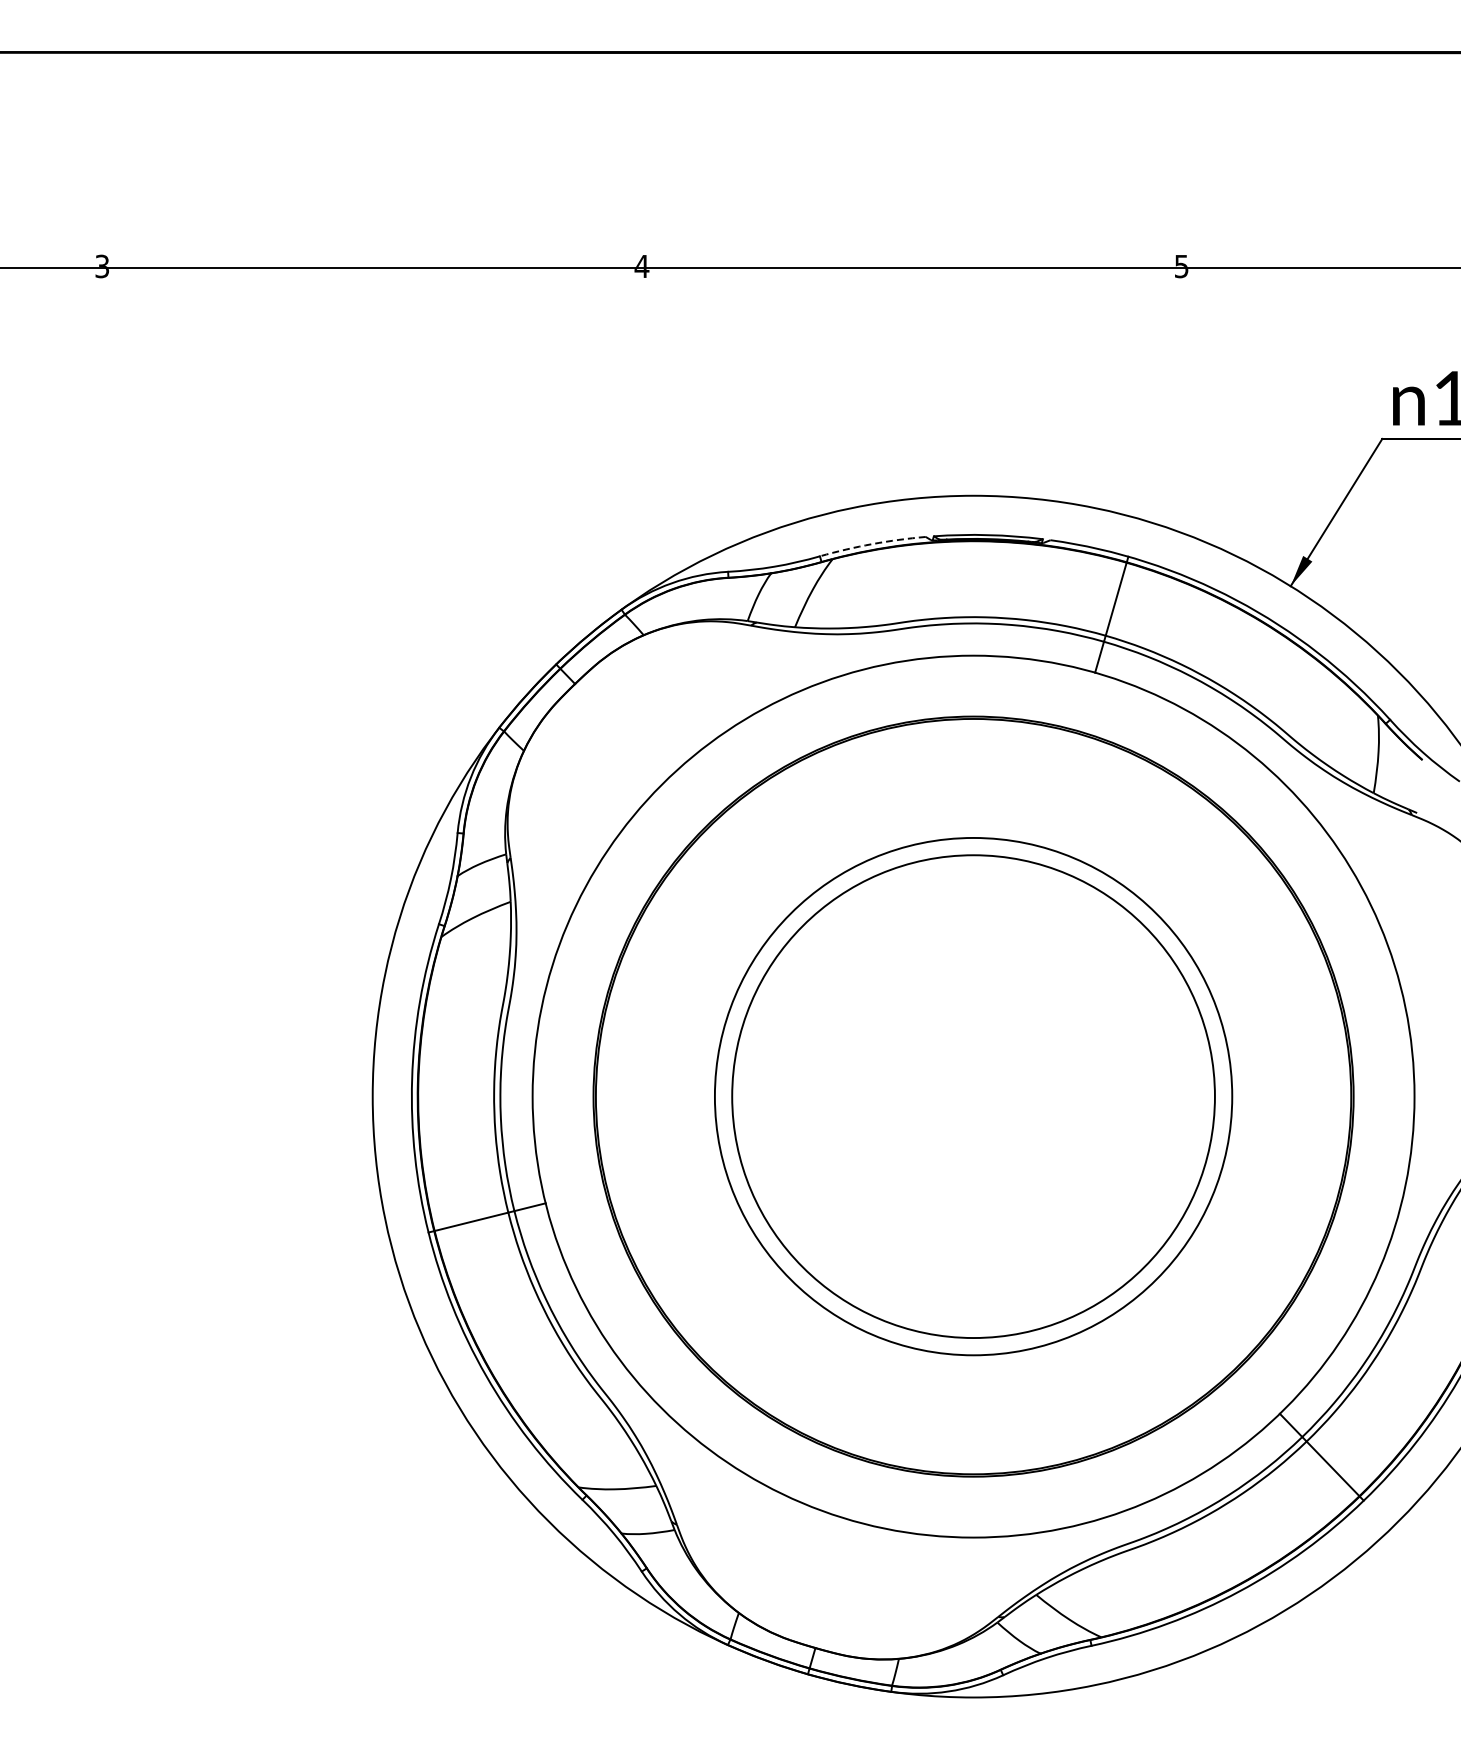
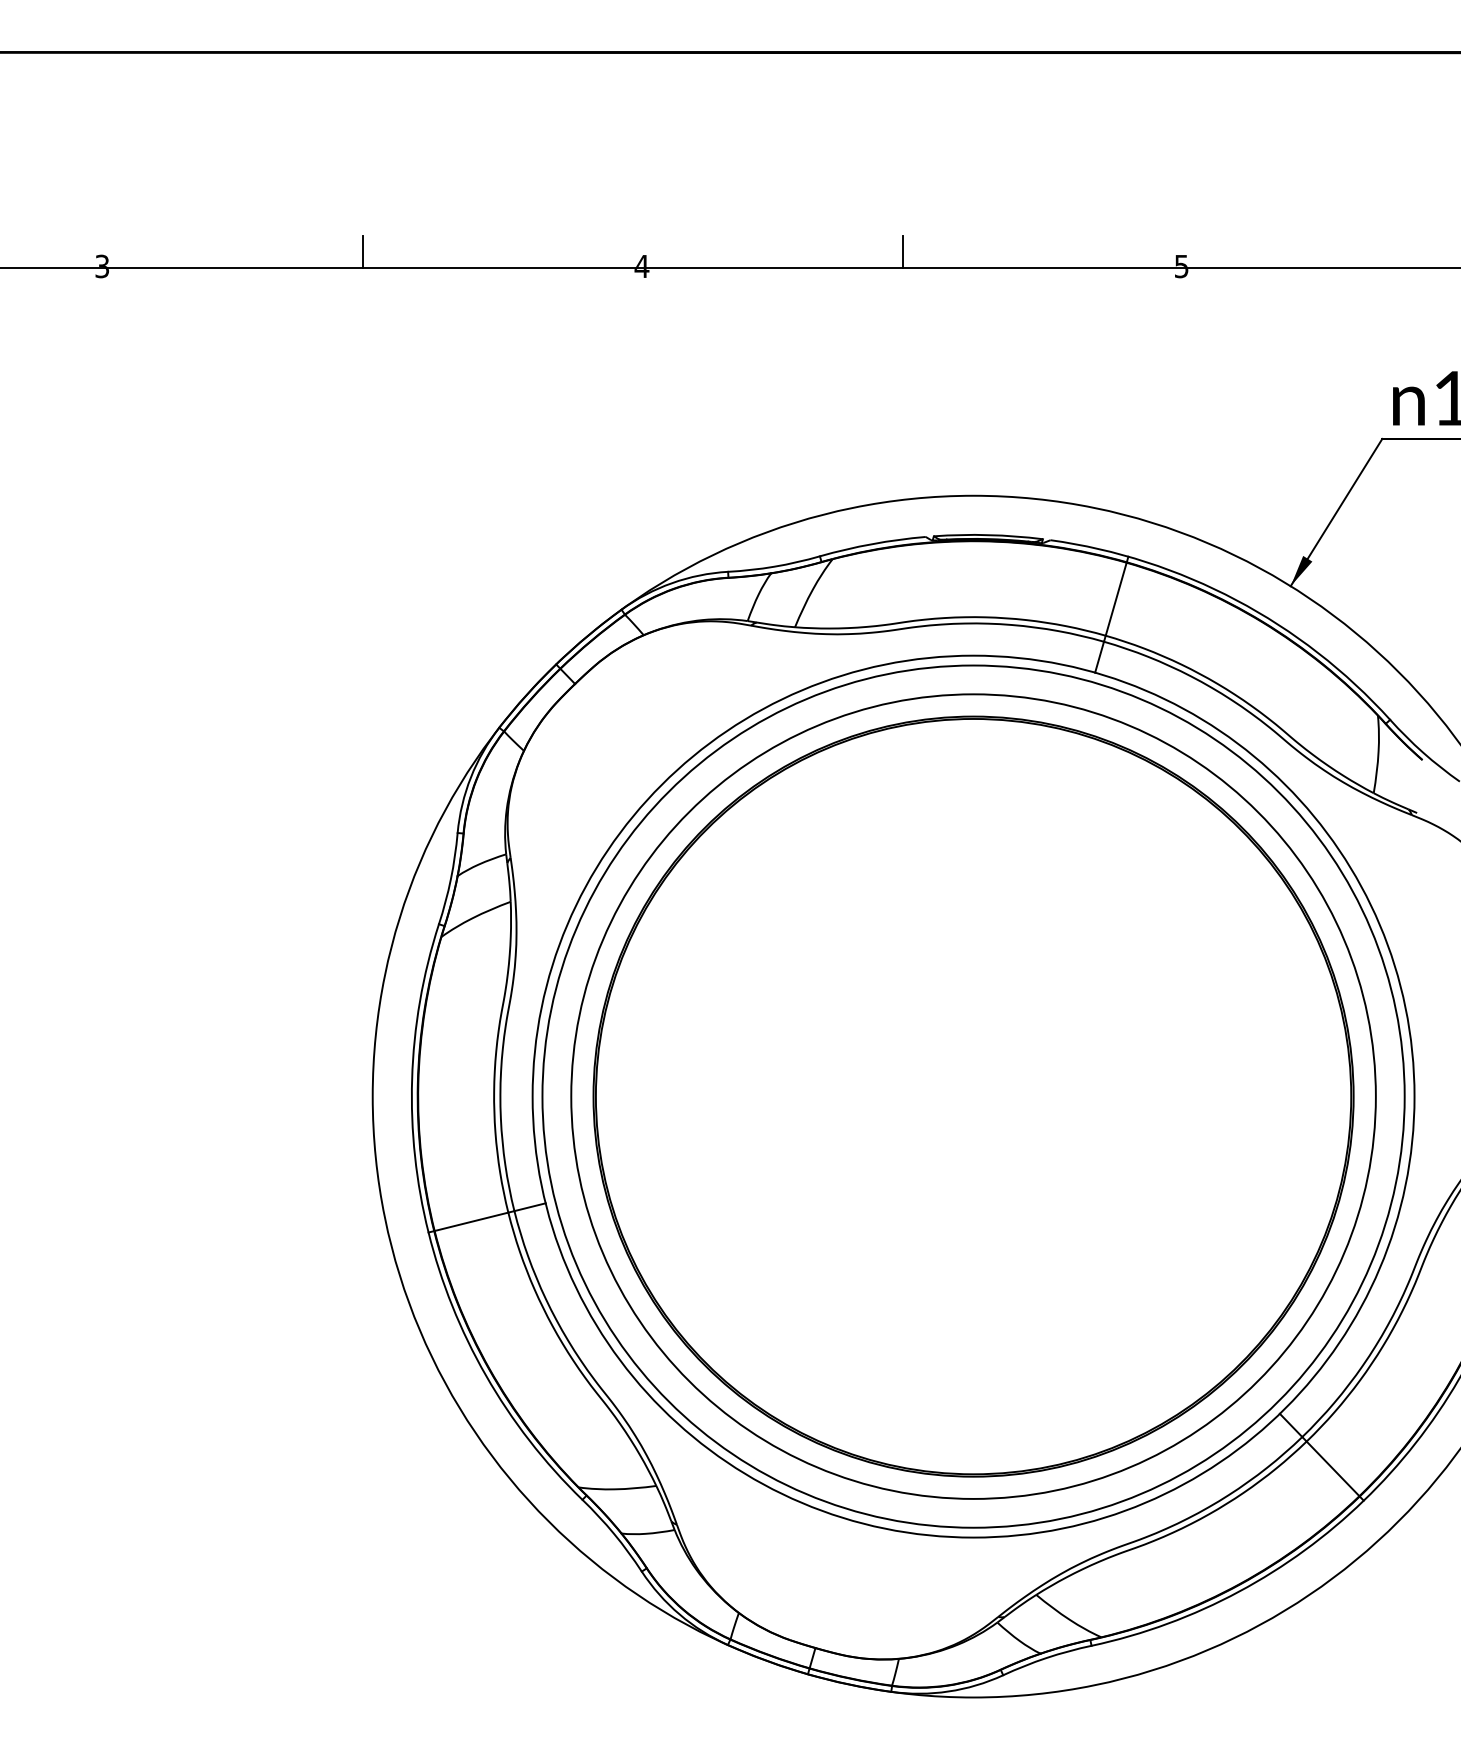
line: none -> present (363, 251)
line: none -> present (902, 251)
arc: dashed -> solid (872, 544)
circle diameter: 483 px -> 805 px (973, 1096)
circle diameter: 517 px -> 862 px (973, 1096)
